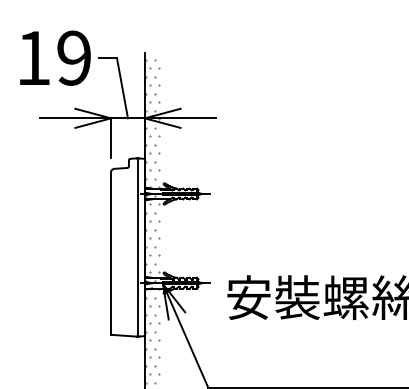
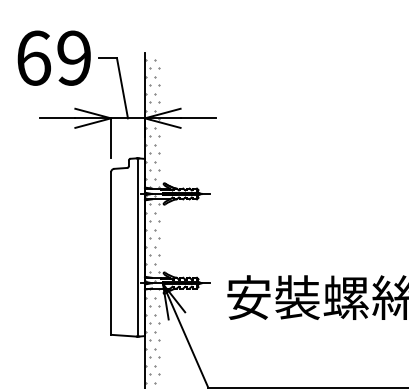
text: 19 -> 69 (34, 57)
